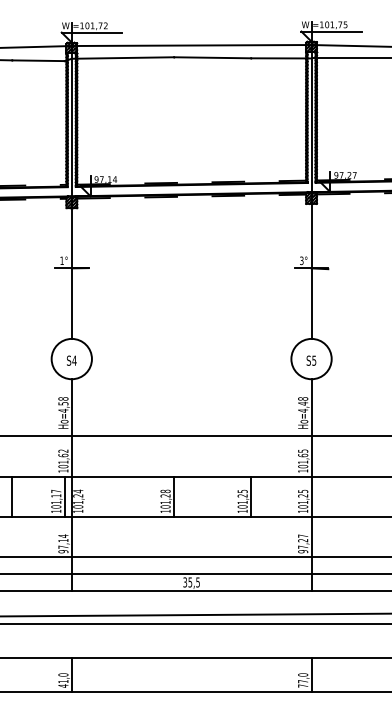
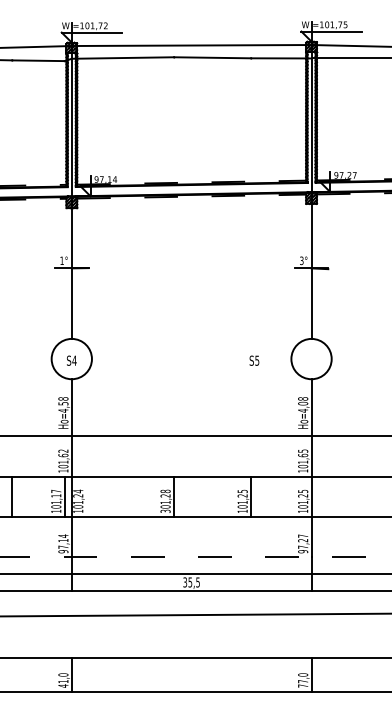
text position: (311, 360) -> (254, 360) (254, 360)
text: Ho=4,48 -> Ho=4,08 (303, 403)
text: 101,28 -> 301,28 (165, 510)
line: solid -> dashed (195, 557)
line: present -> none (195, 624)
